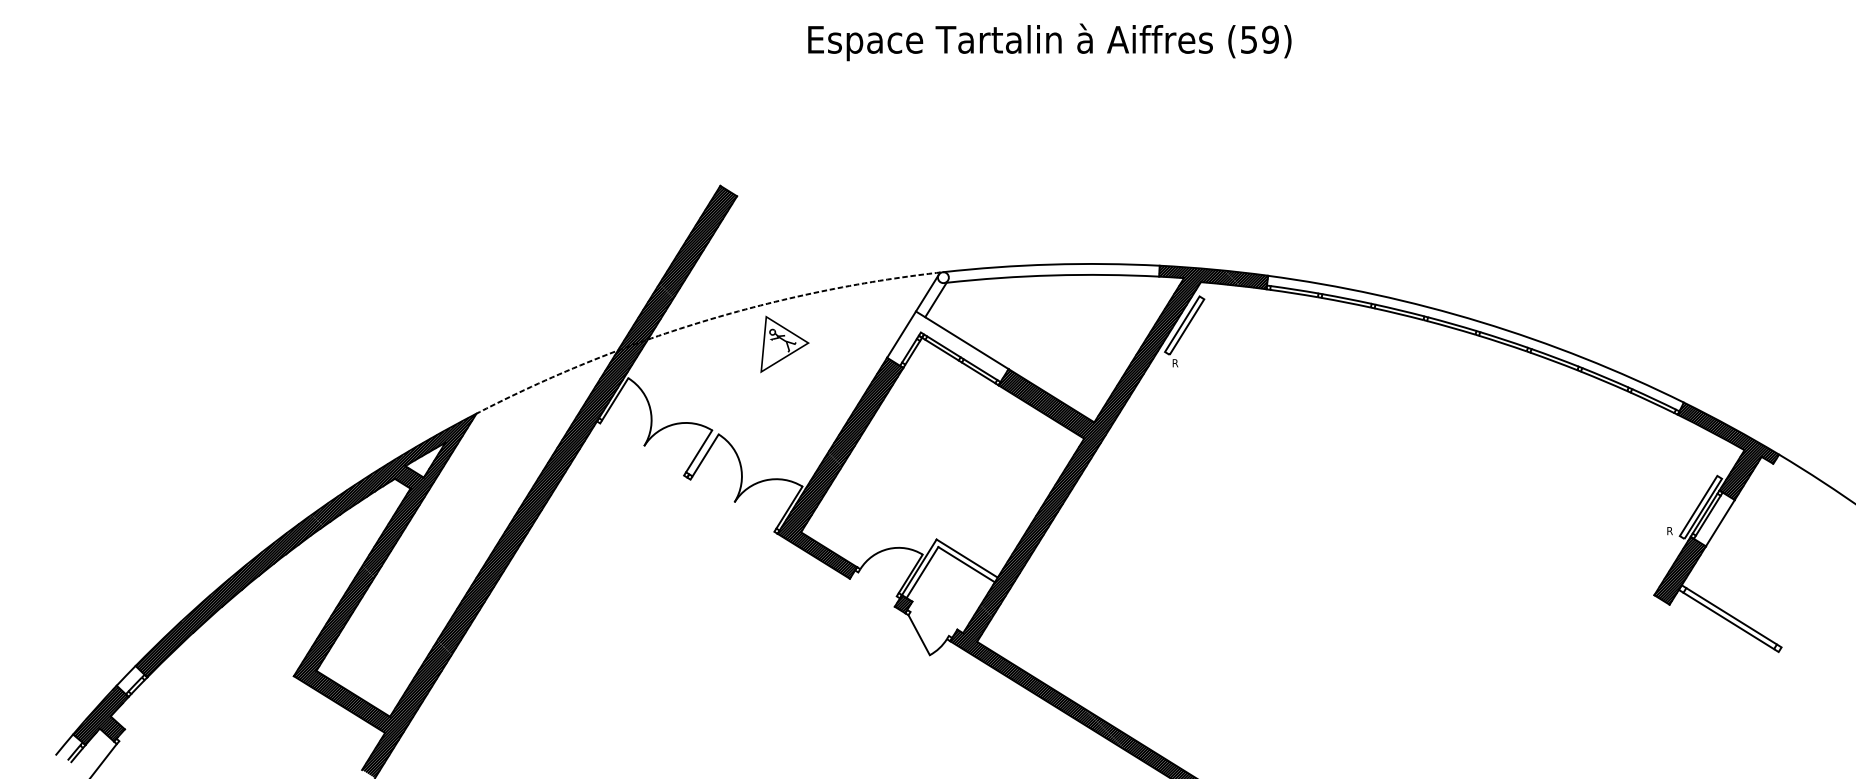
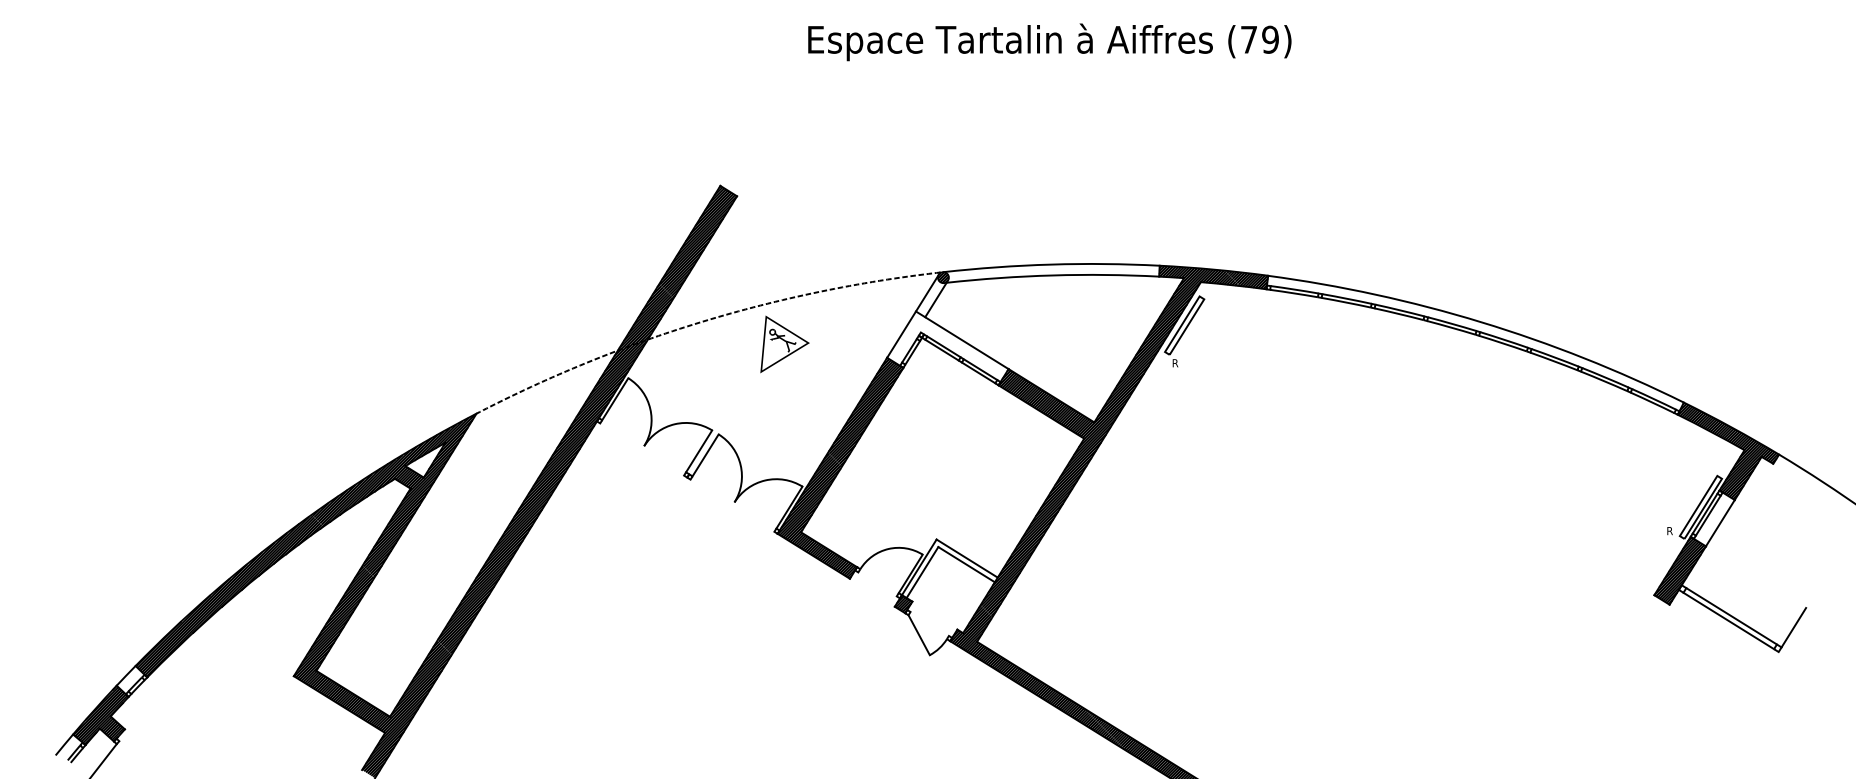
text: (59) -> (79) (1248, 39)
hatch: none -> present (943, 277)
line: none -> present (1793, 627)
